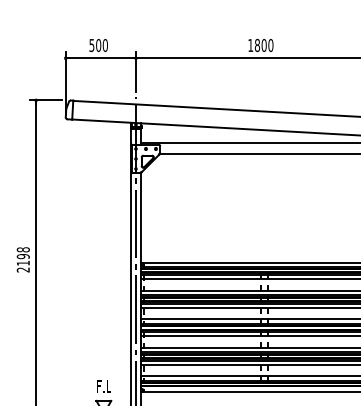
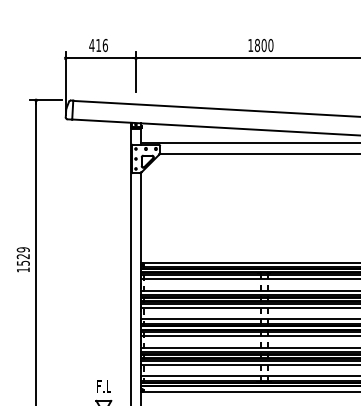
text: 500 -> 416 (98, 45)
line: present -> none (136, 249)
text: 2198 -> 1529 (22, 259)
